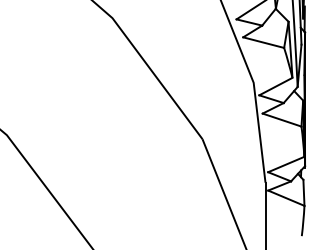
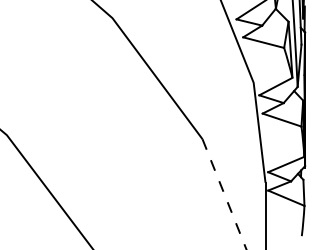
line: solid -> dashed (224, 194)
